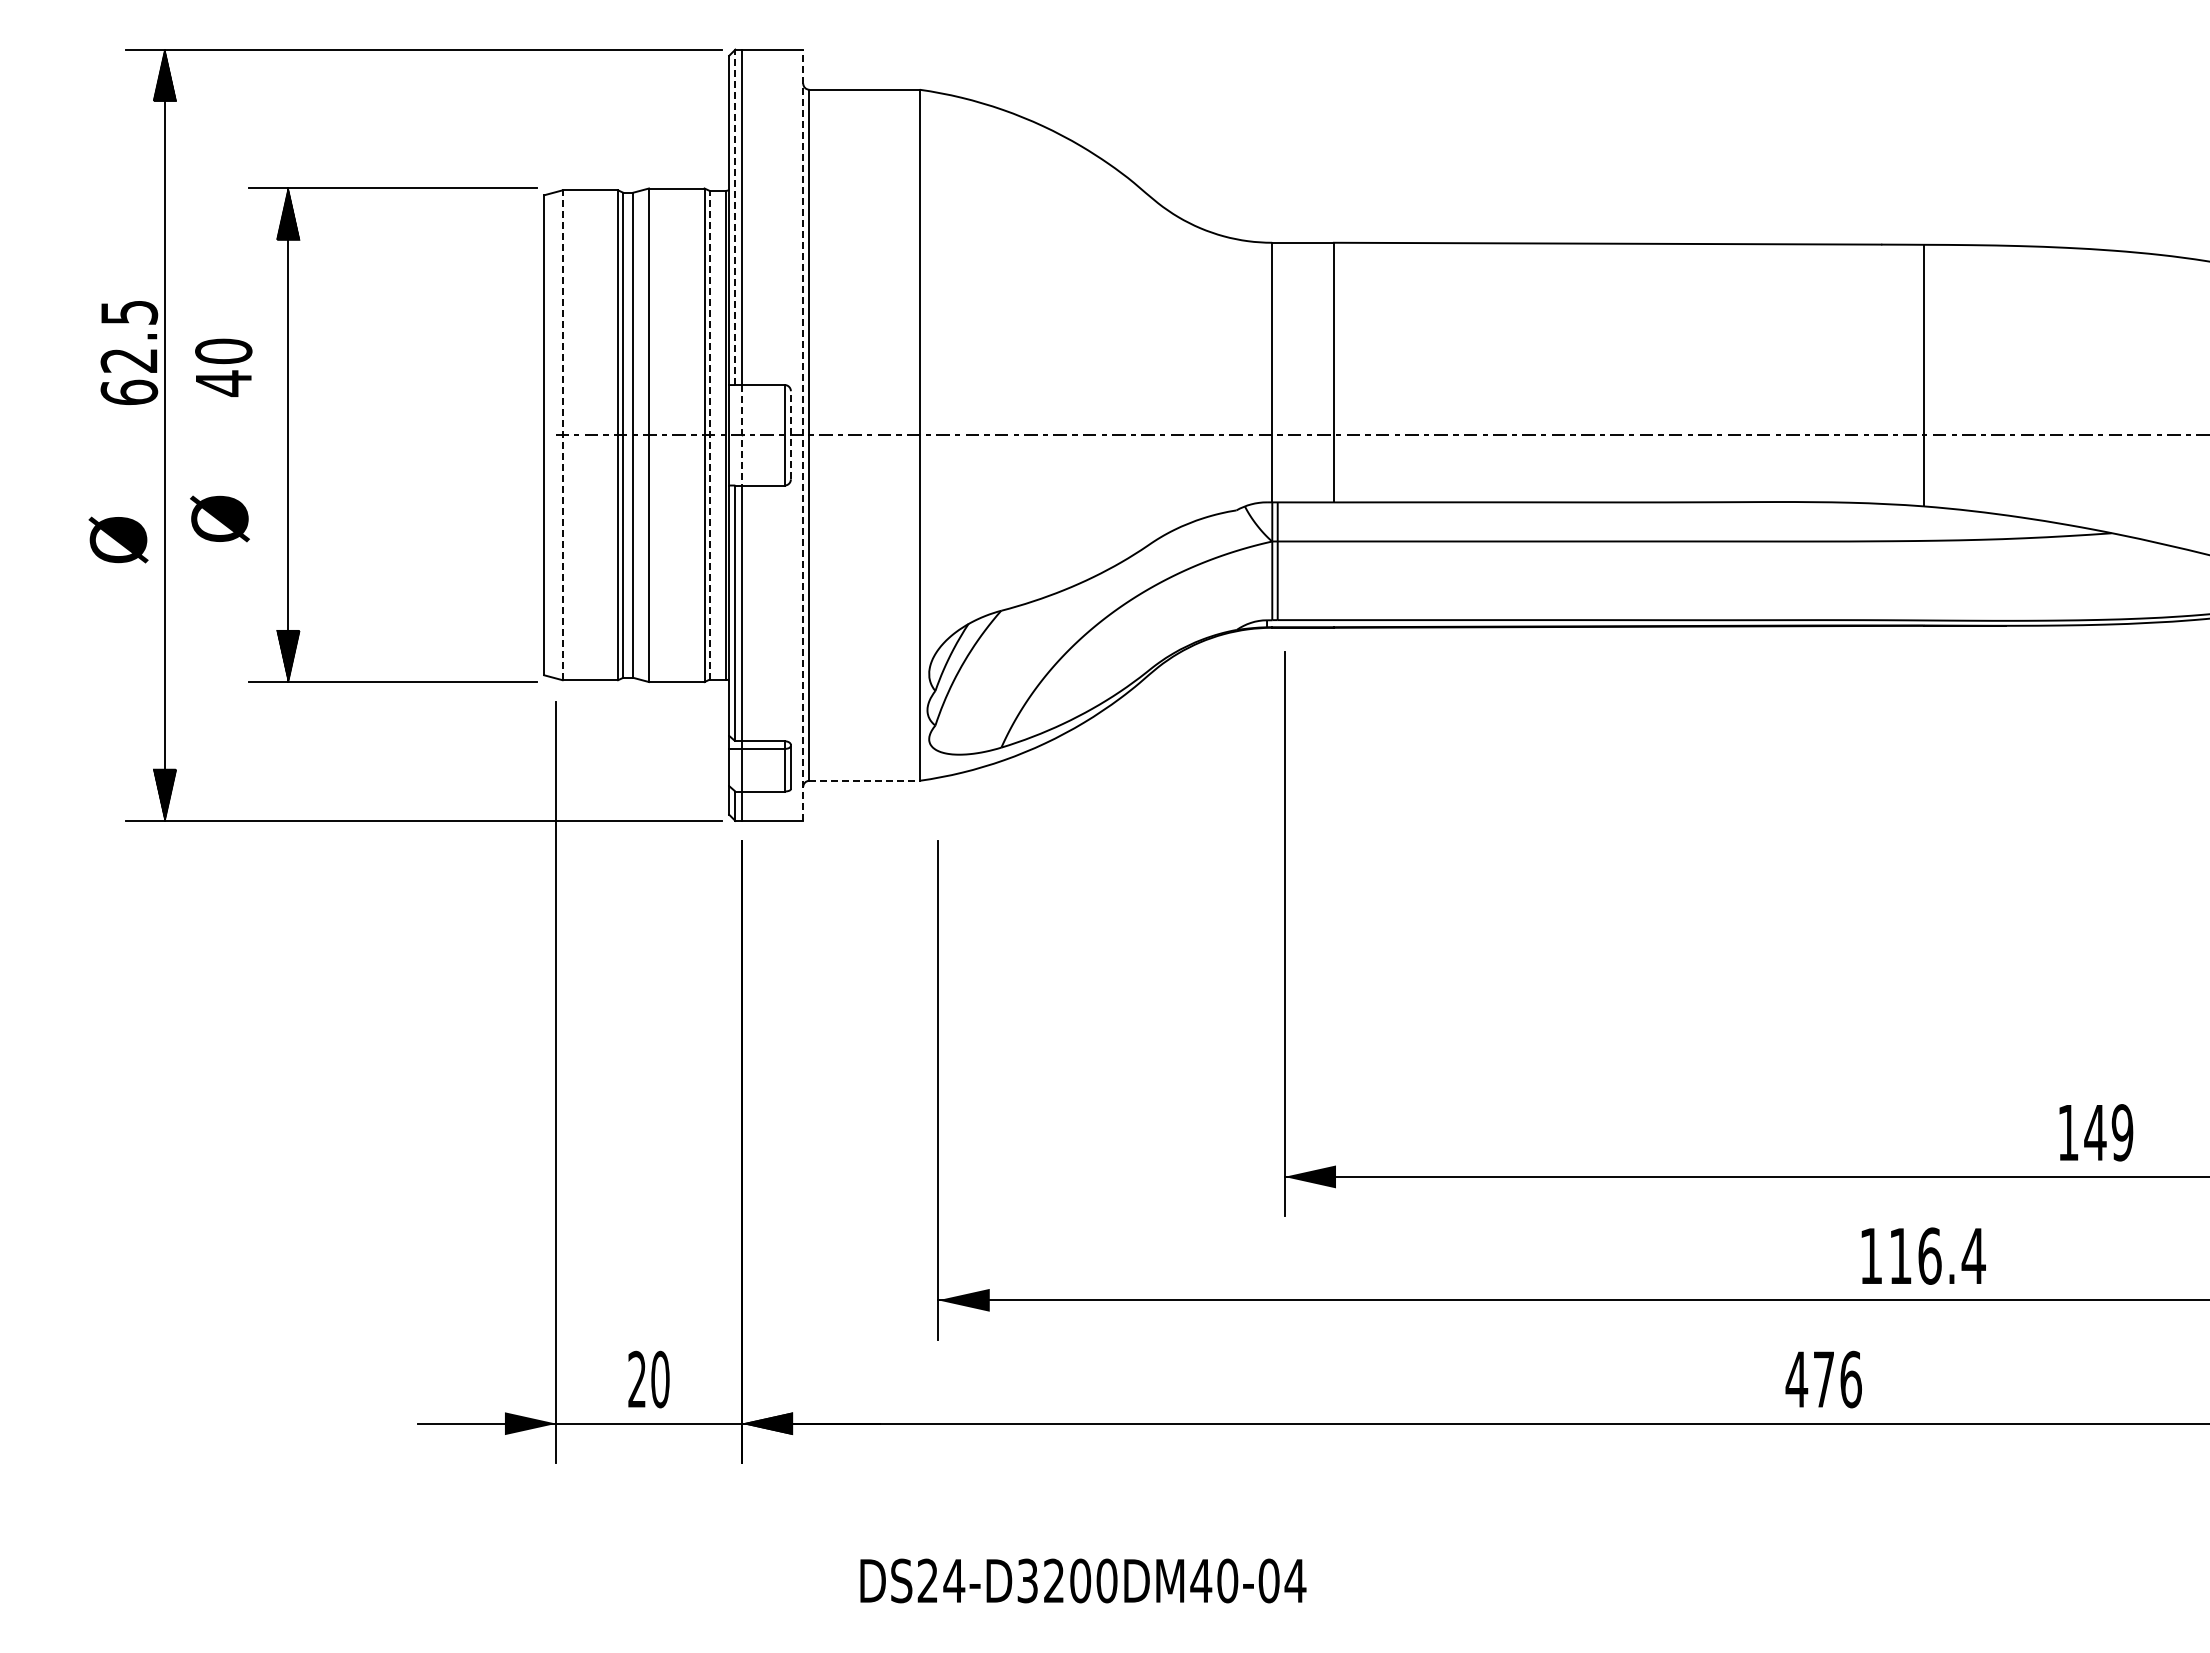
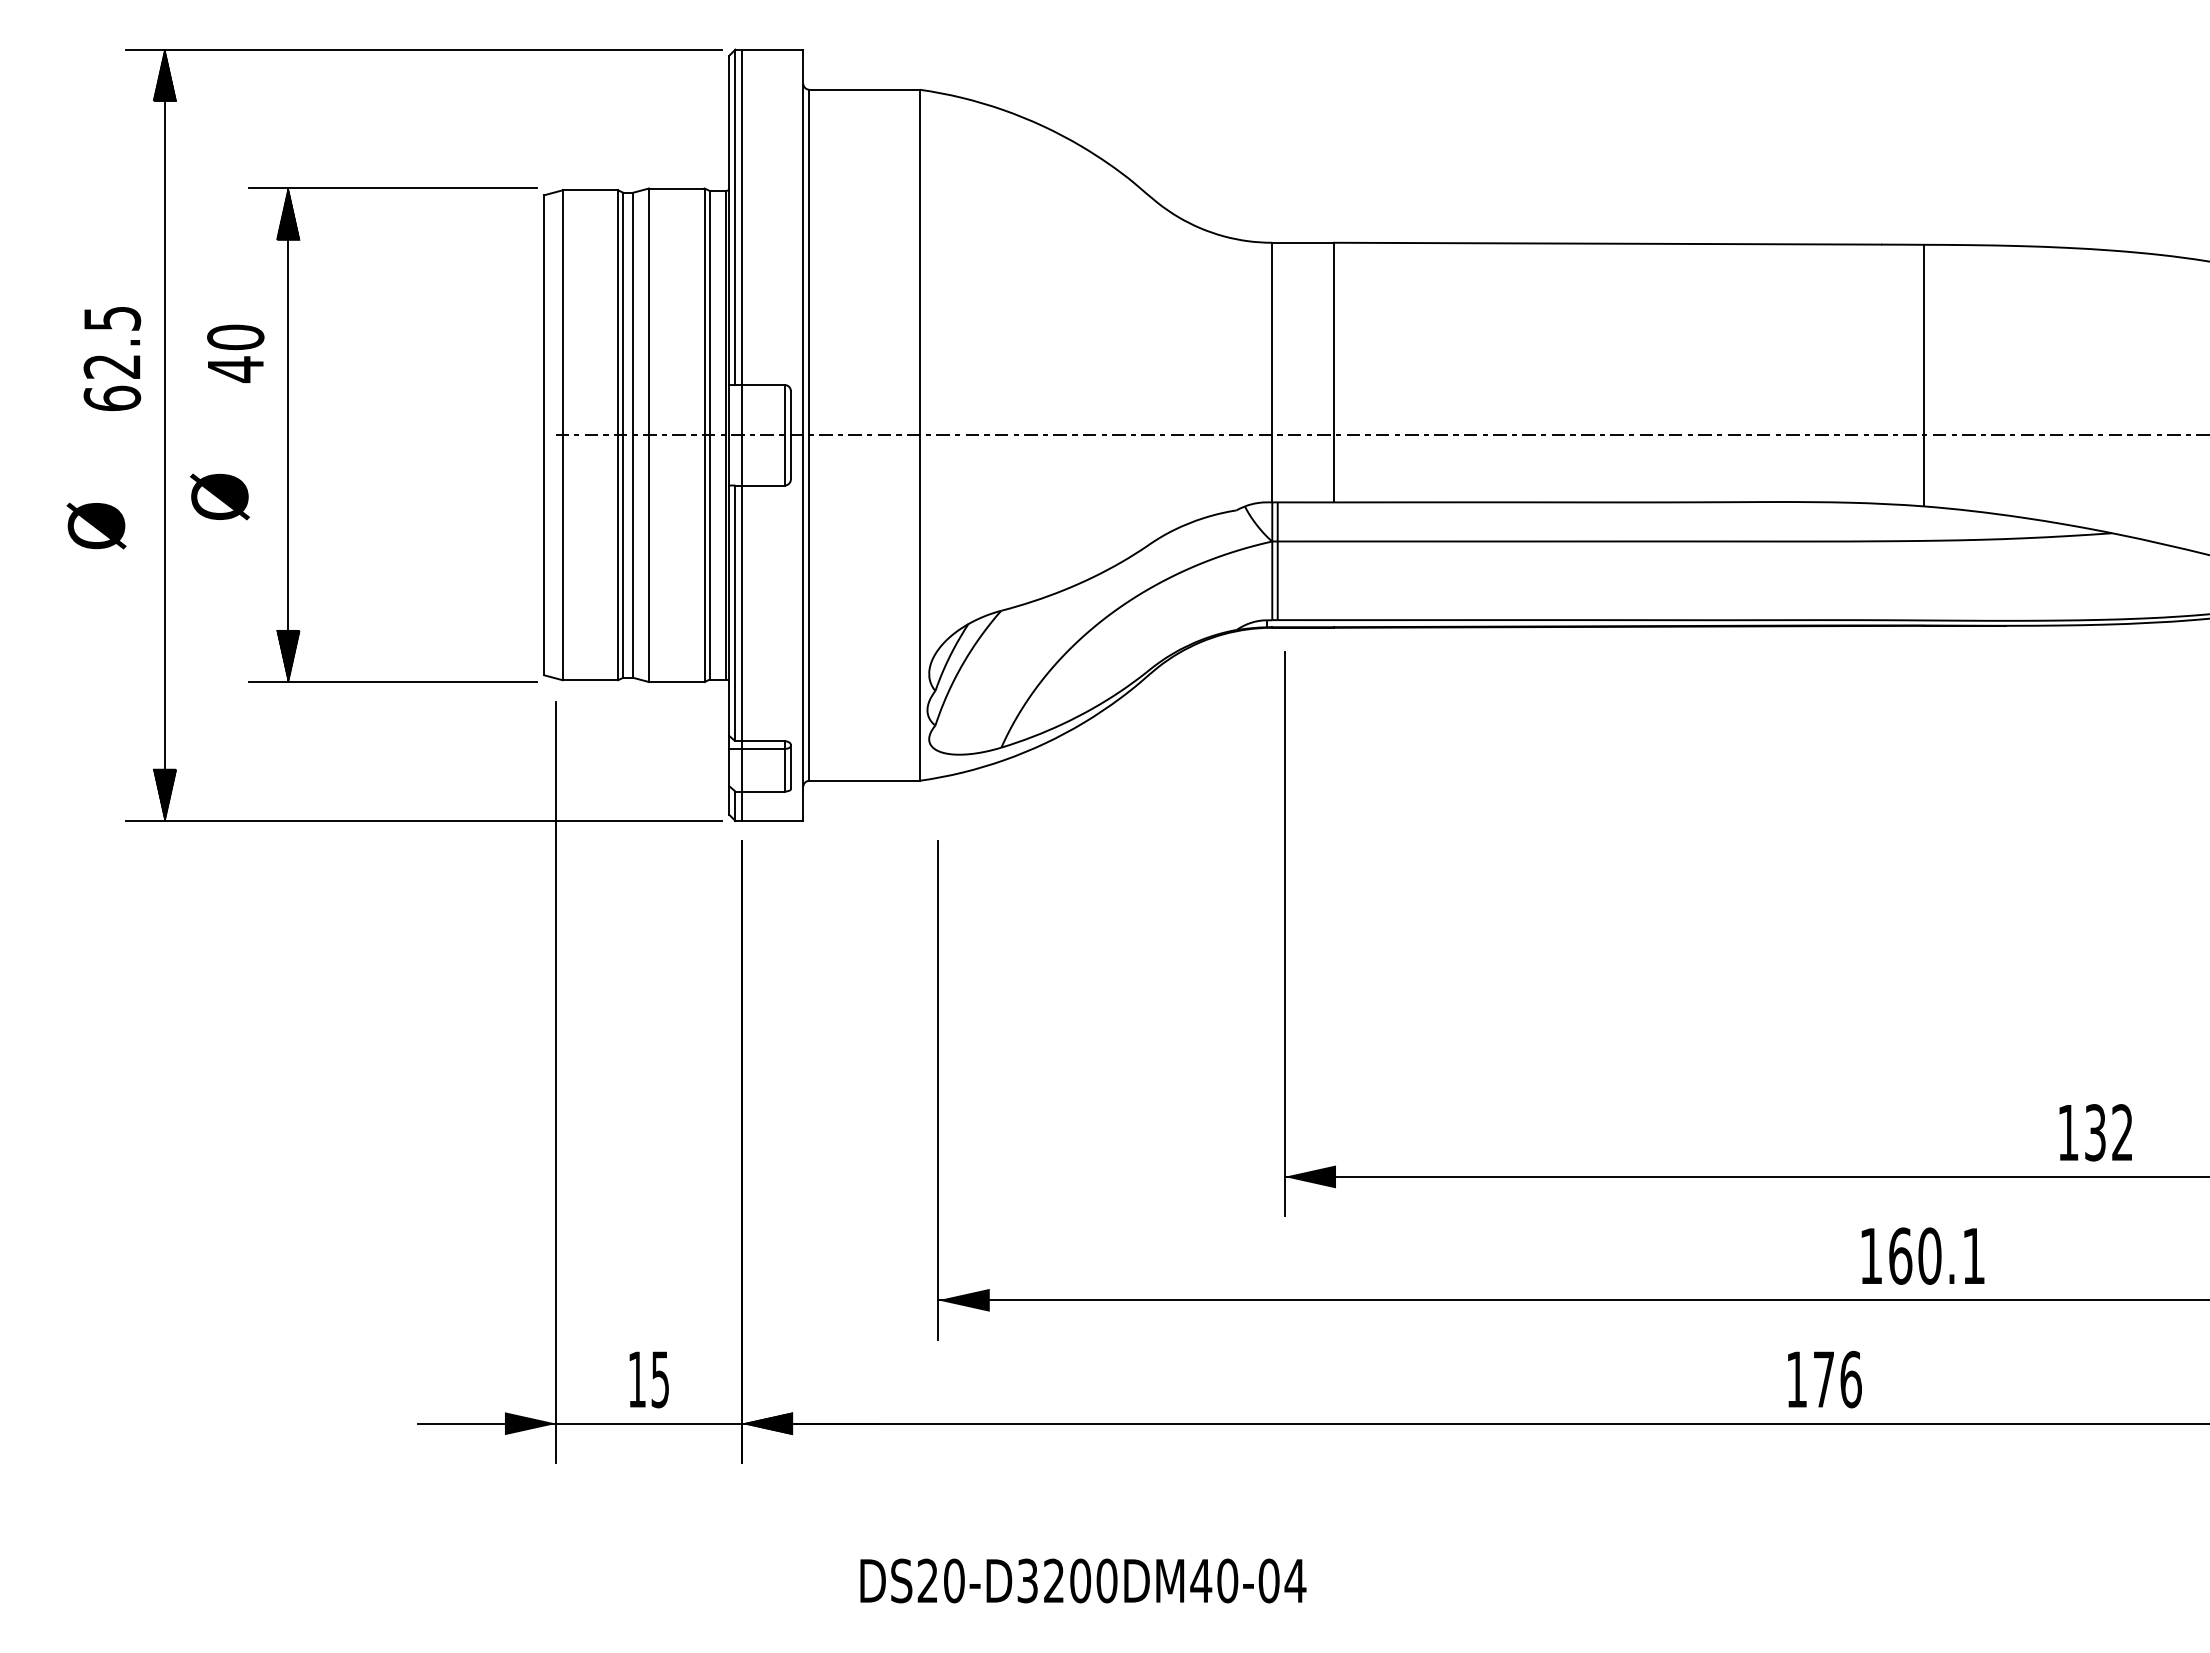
line: dashed -> solid (735, 217)
text position: (129, 352) -> (112, 358) (112, 358)
text position: (223, 367) -> (235, 353) (235, 353)
line: dashed -> solid (709, 434)
line: dashed -> solid (790, 434)
line: dashed -> solid (562, 435)
line: dashed -> solid (741, 435)
line: dashed -> solid (803, 435)
text position: (219, 518) -> (219, 496) (219, 496)
text position: (118, 539) -> (96, 525) (96, 525)
line: dashed -> solid (865, 780)
text: 149 -> 132 (2108, 1132)
text: 116.4 -> 160.1 (1937, 1255)
text: 20 -> 15 (648, 1379)
text: 476 -> 176 (1796, 1379)
text: DS24-D3200DM40-04 -> DS20-D3200DM40-04 (954, 1580)
